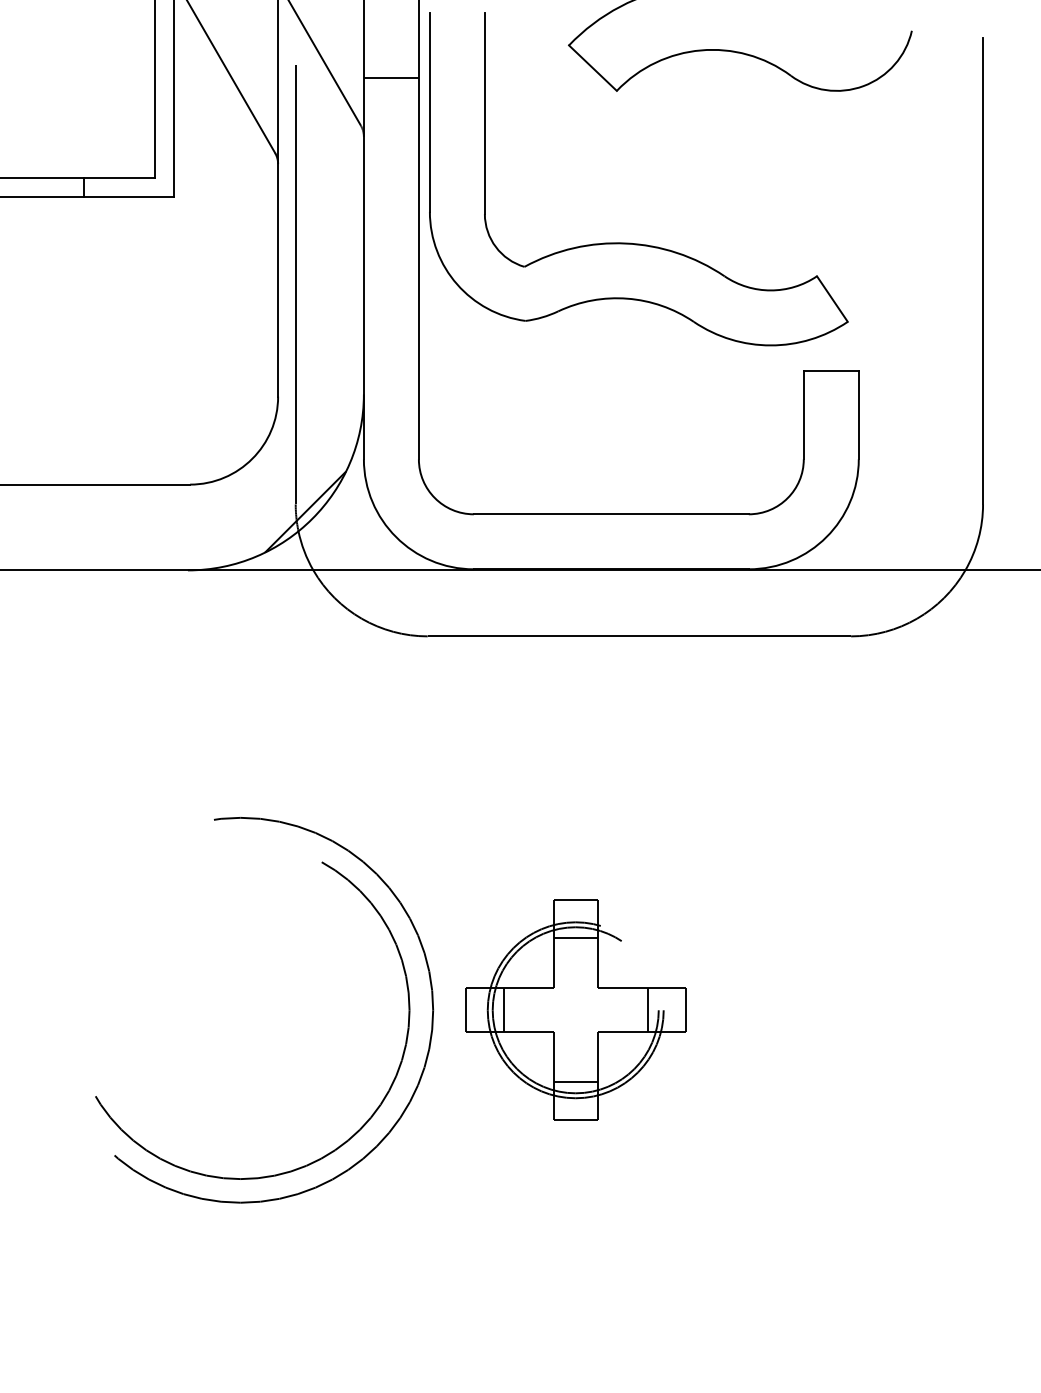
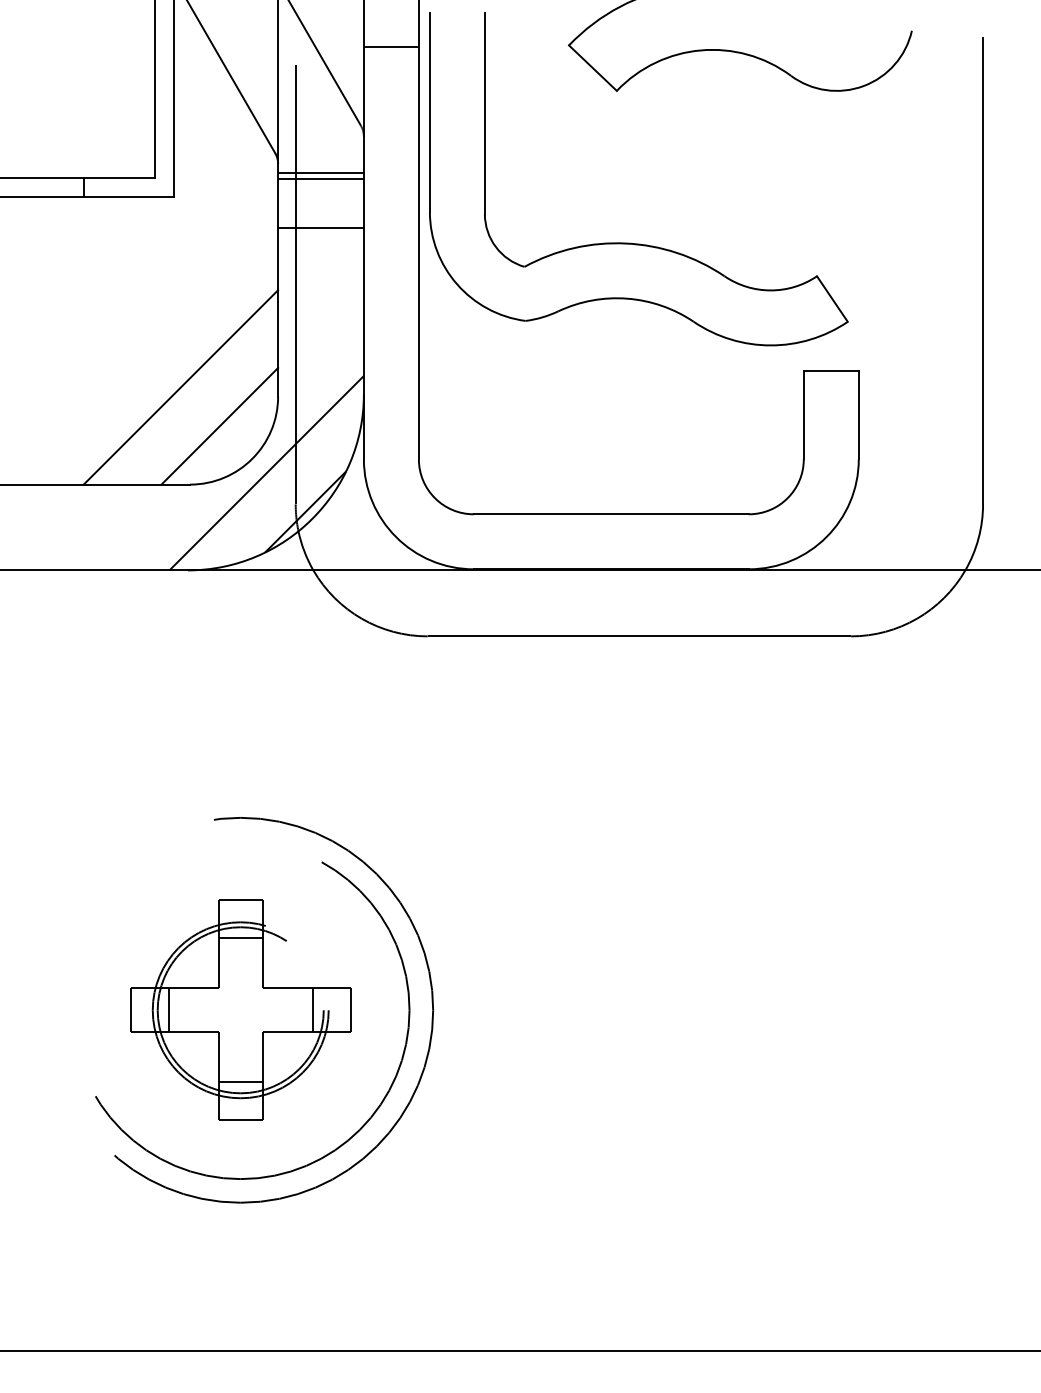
line position: (390, 77) -> (390, 46) (390, 46)
line: none -> present (320, 173)
line: none -> present (320, 178)
line: none -> present (320, 228)
line: none -> present (180, 387)
line: none -> present (219, 425)
line: none -> present (266, 472)
part position: (575, 1009) -> (240, 1009) (240, 1009)
line: none -> present (519, 1351)
